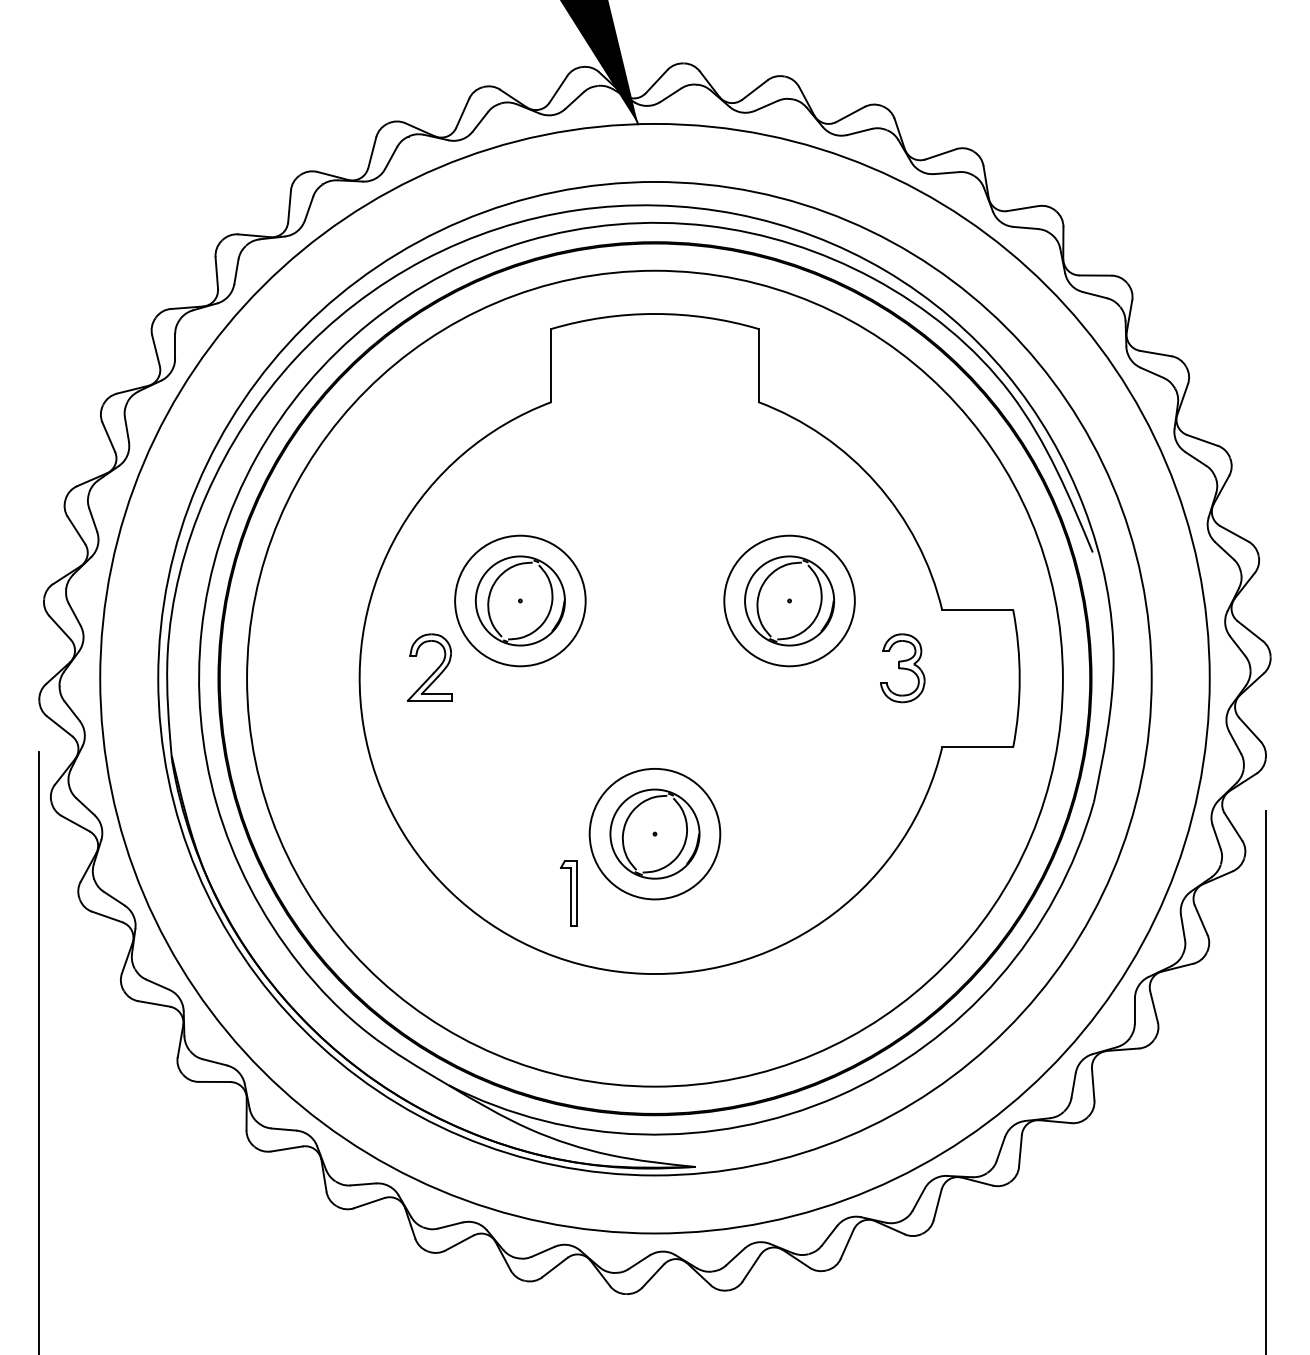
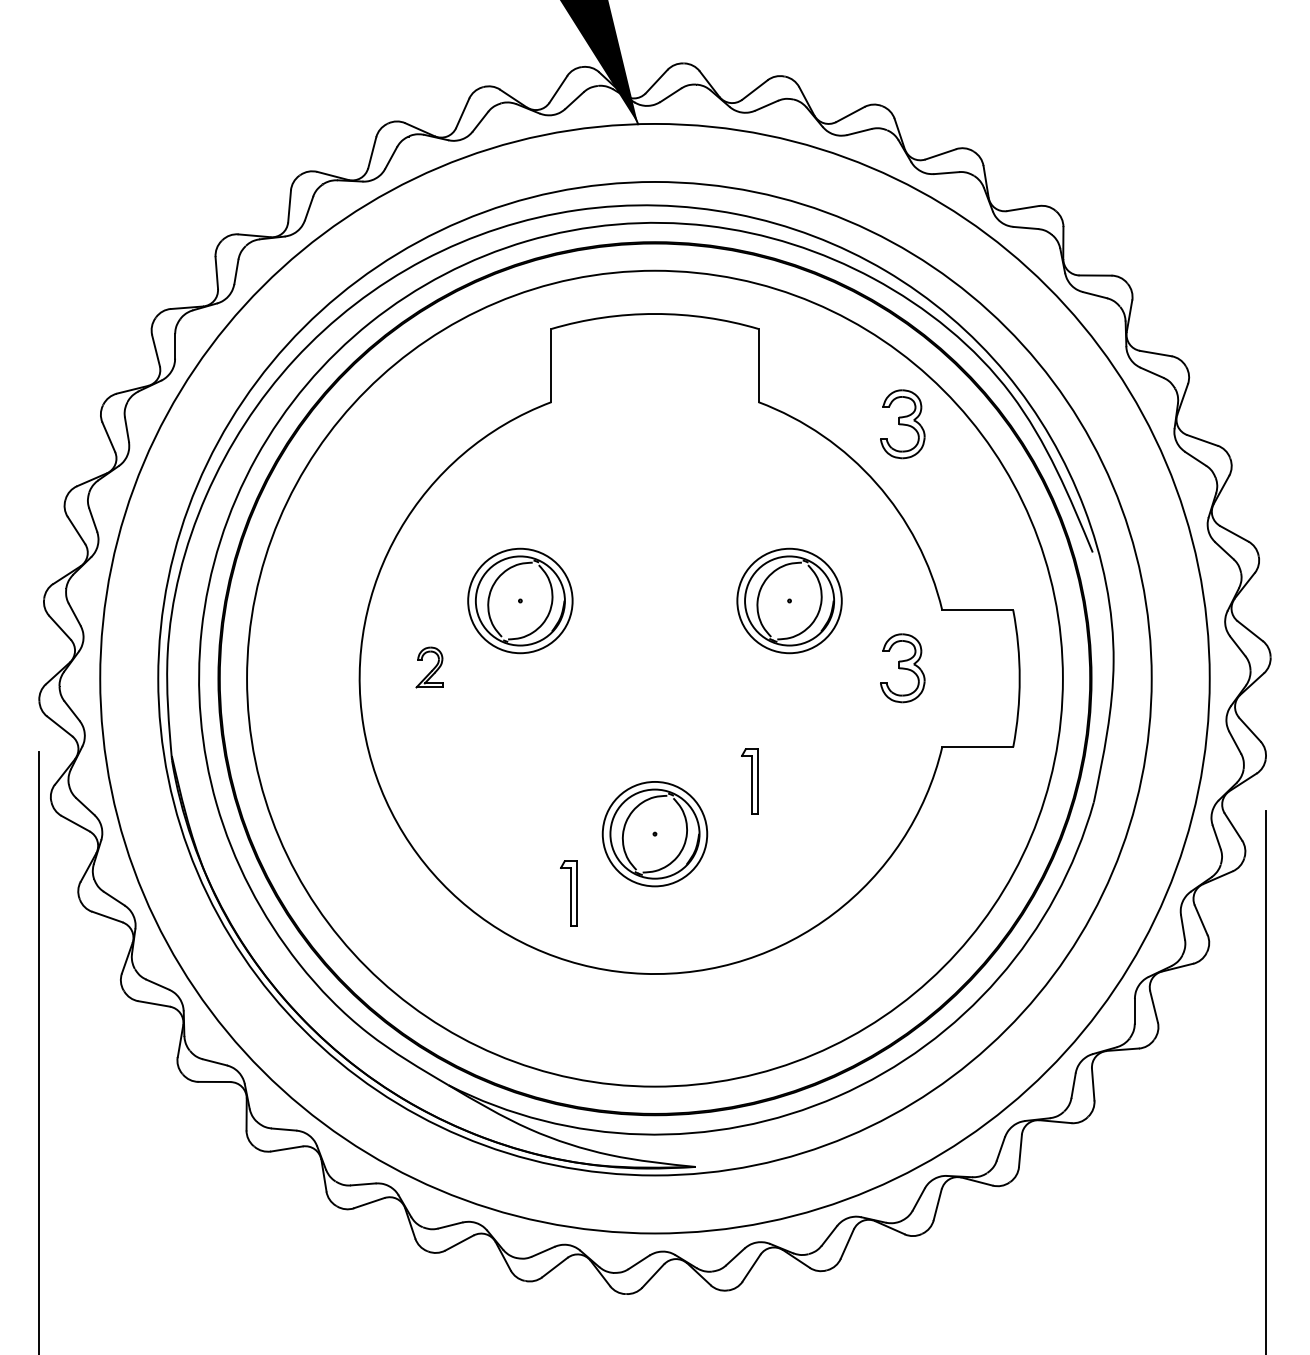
part: none -> present (902, 424)
circle diameter: 131 px -> 104 px (520, 600)
circle diameter: 131 px -> 104 px (789, 600)
part size: 47x69 px -> 29x43 px (429, 667)
part: none -> present (749, 781)
circle diameter: 131 px -> 104 px (654, 833)
